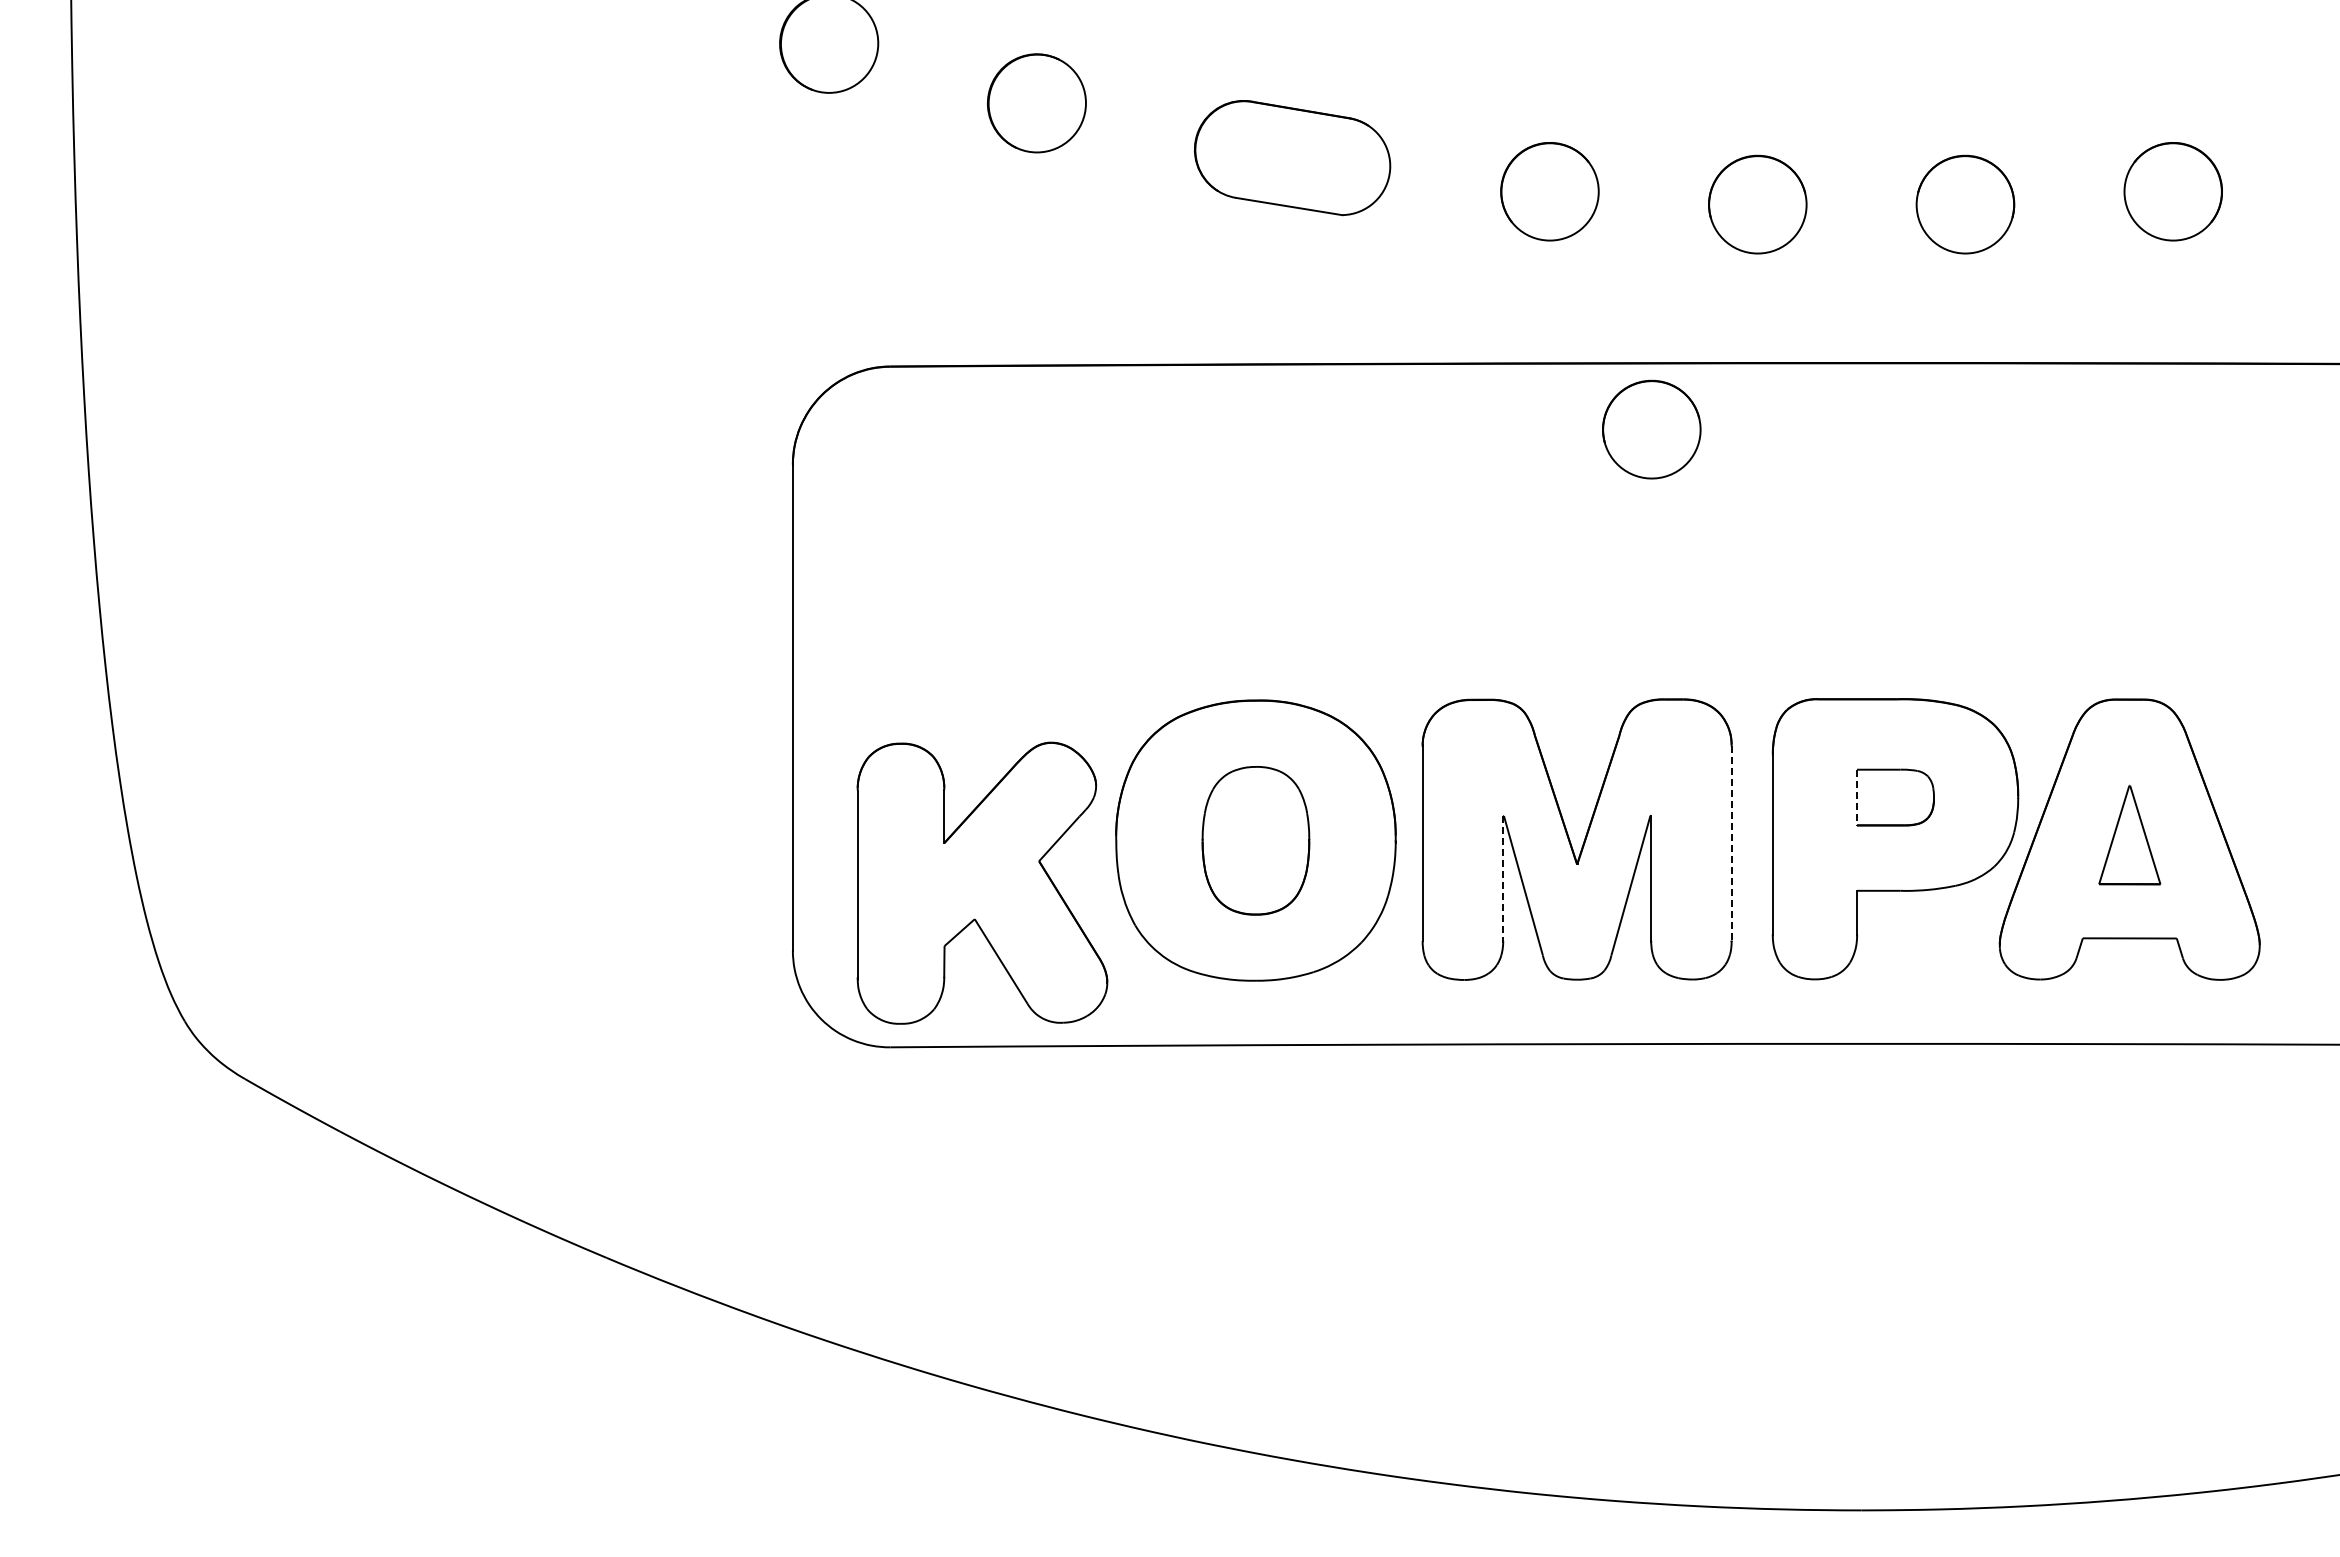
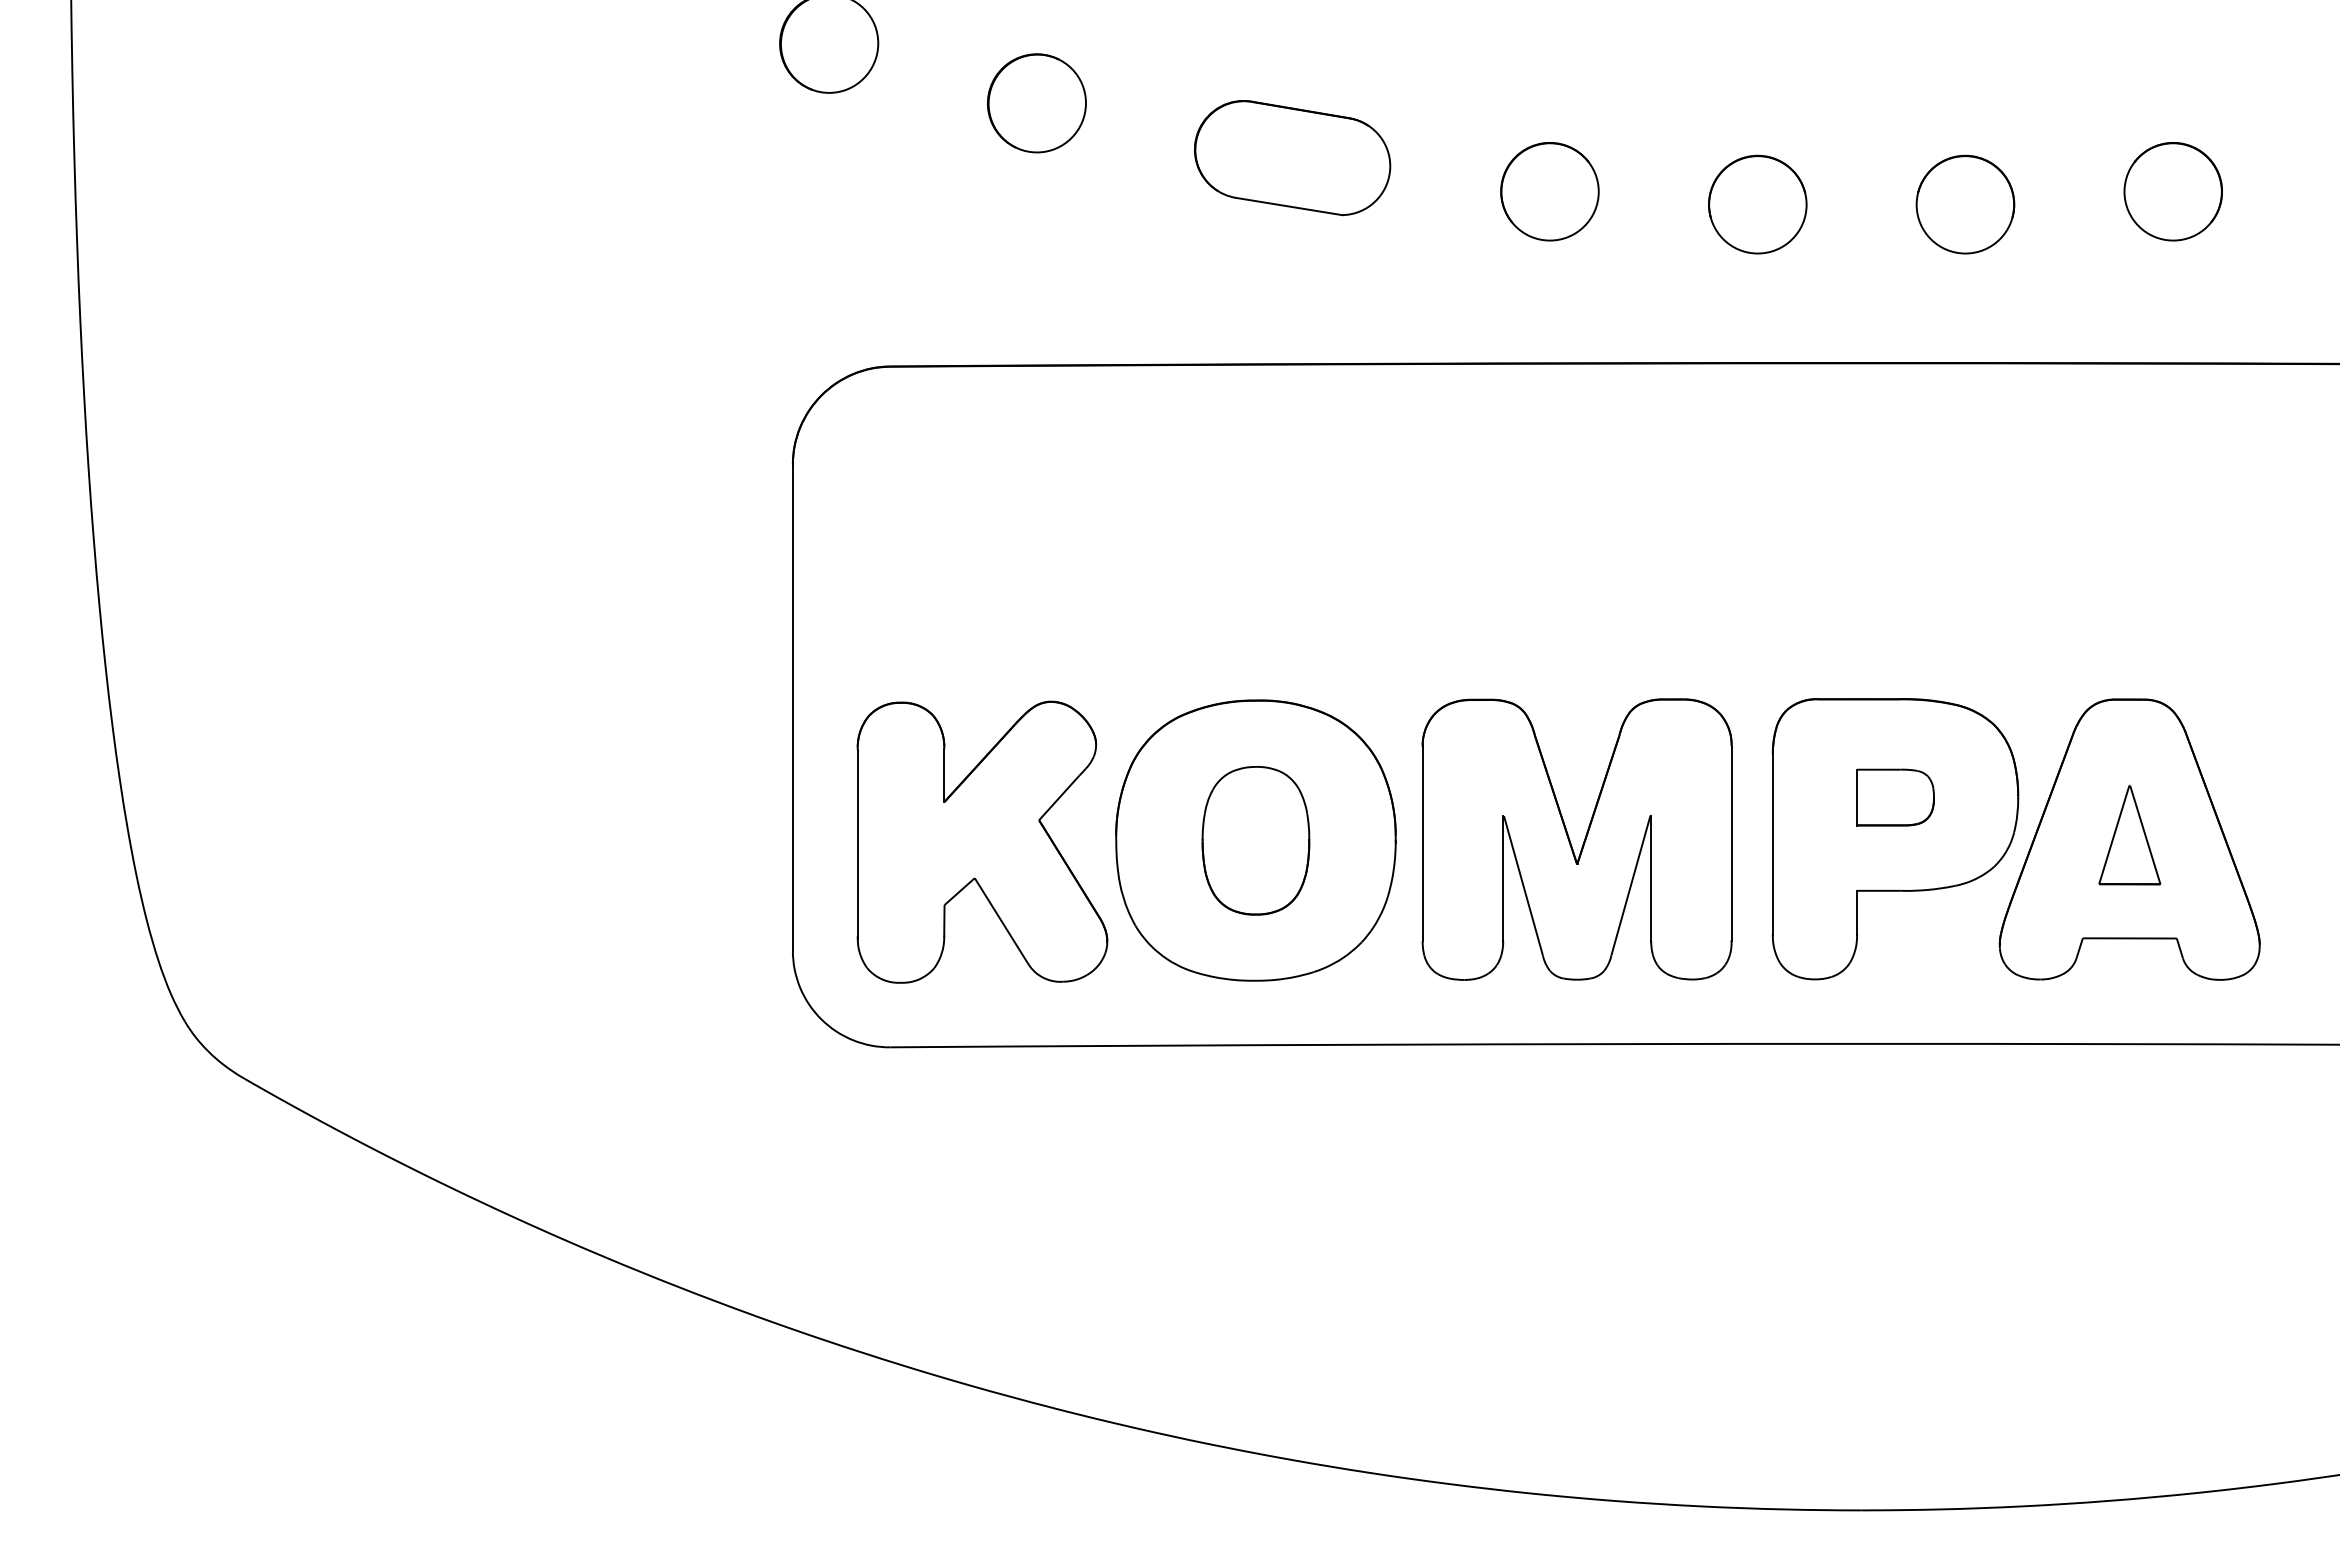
part: present -> none (1651, 429)
line: dashed -> solid (1857, 797)
line: dashed -> solid (1731, 844)
line: dashed -> solid (1503, 878)
part position: (982, 882) -> (982, 841) (982, 841)
